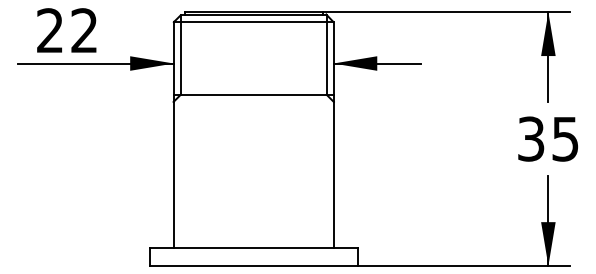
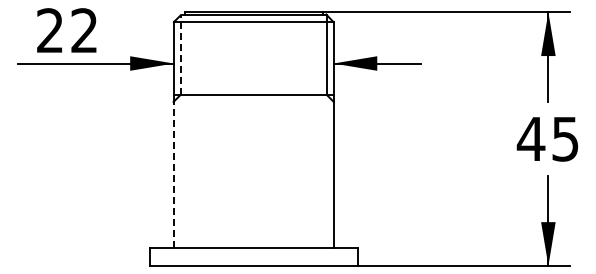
line: solid -> dashed (180, 54)
text: 35 -> 45 (530, 138)
line: solid -> dashed (173, 174)
